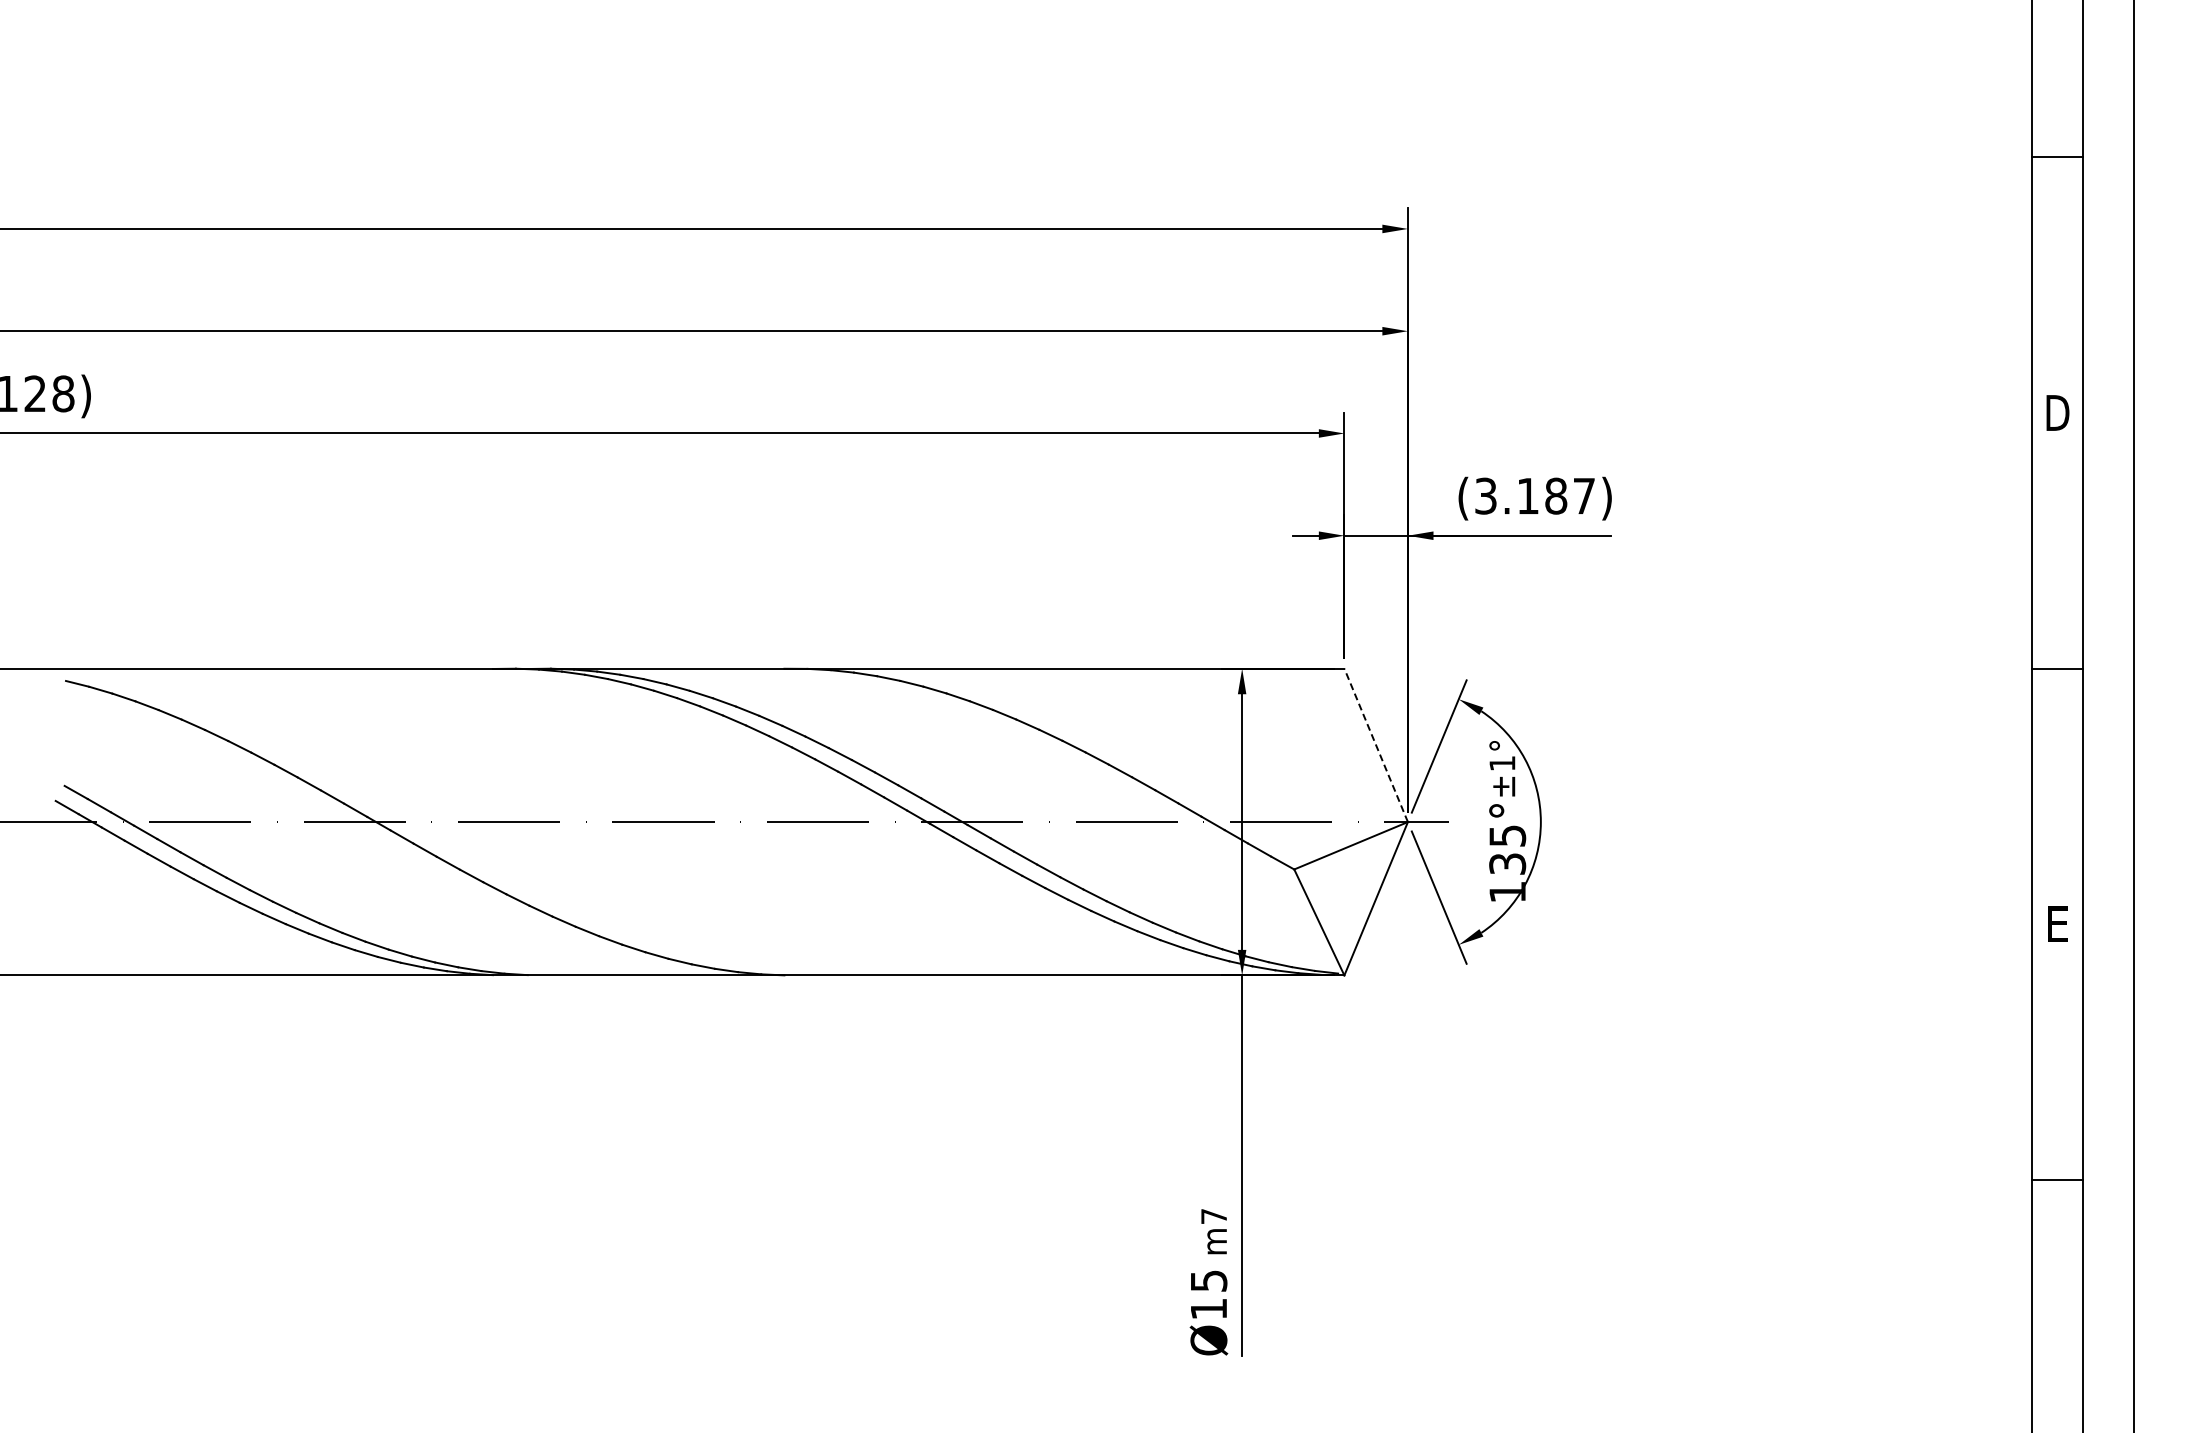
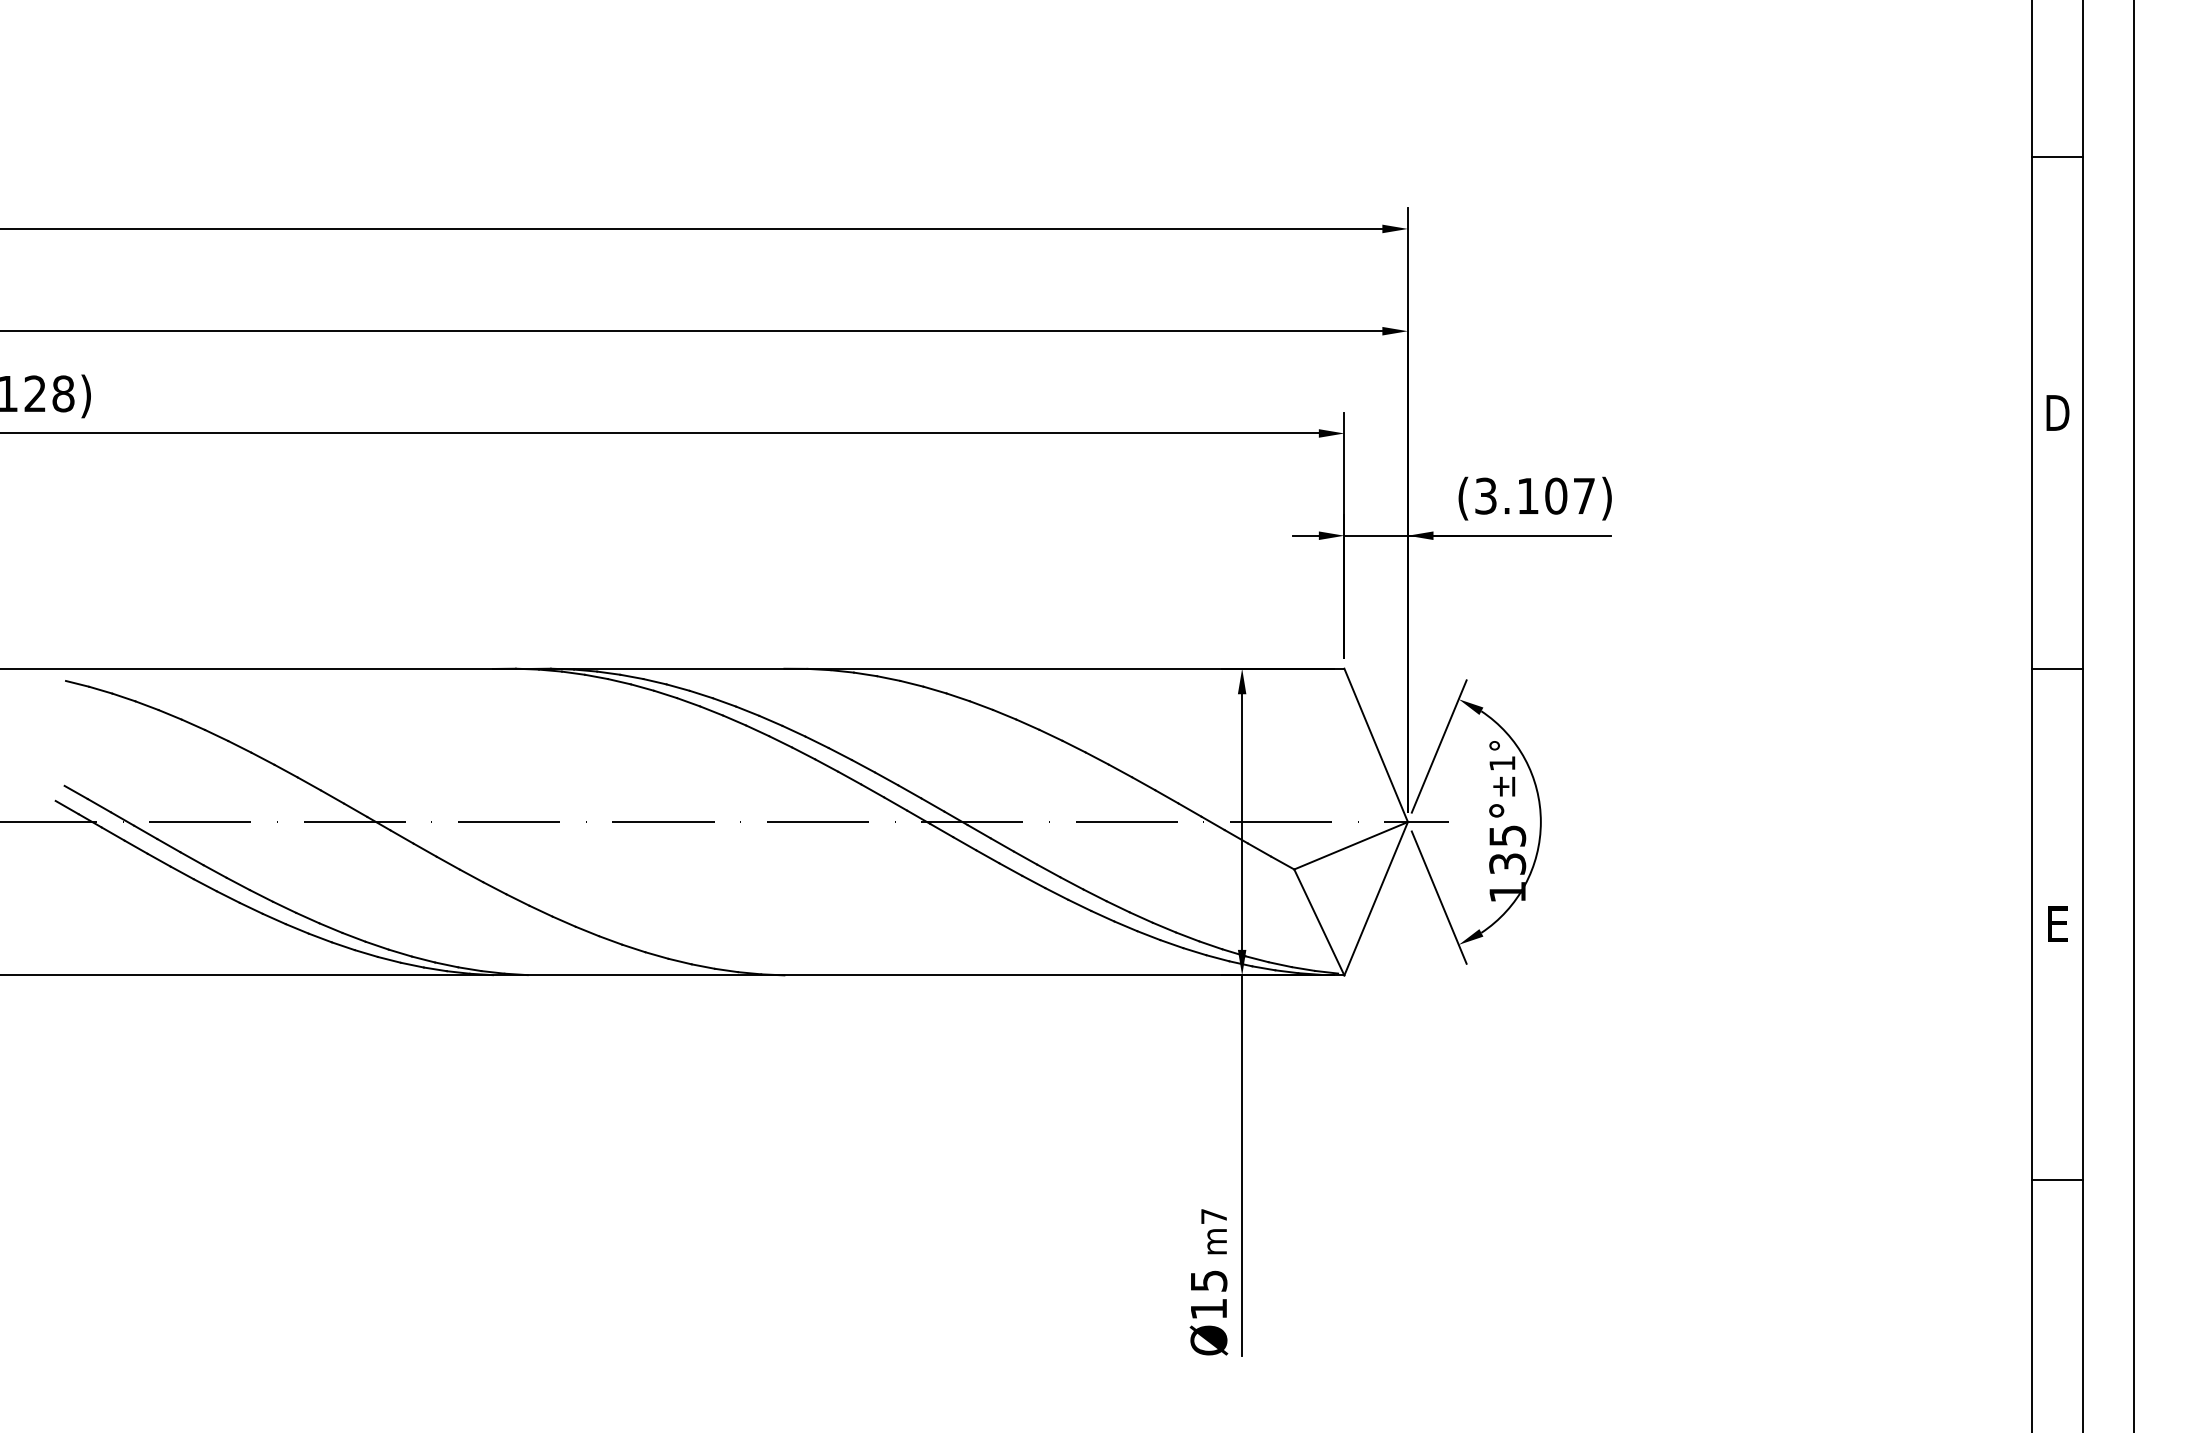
text: (3.187) -> (3.107) (1556, 495)
line: dashed -> solid (1375, 744)
